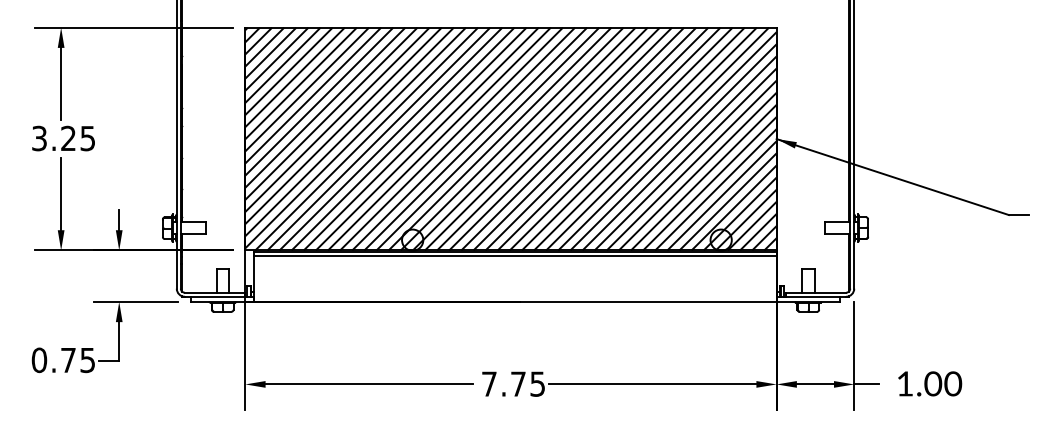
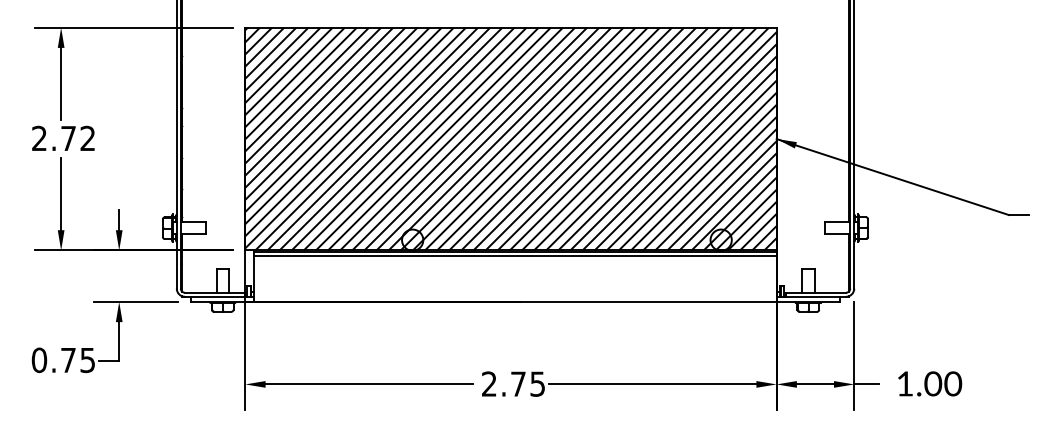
text: 3.25 -> 2.72 (63, 138)
text: 7.75 -> 2.75 (489, 383)
